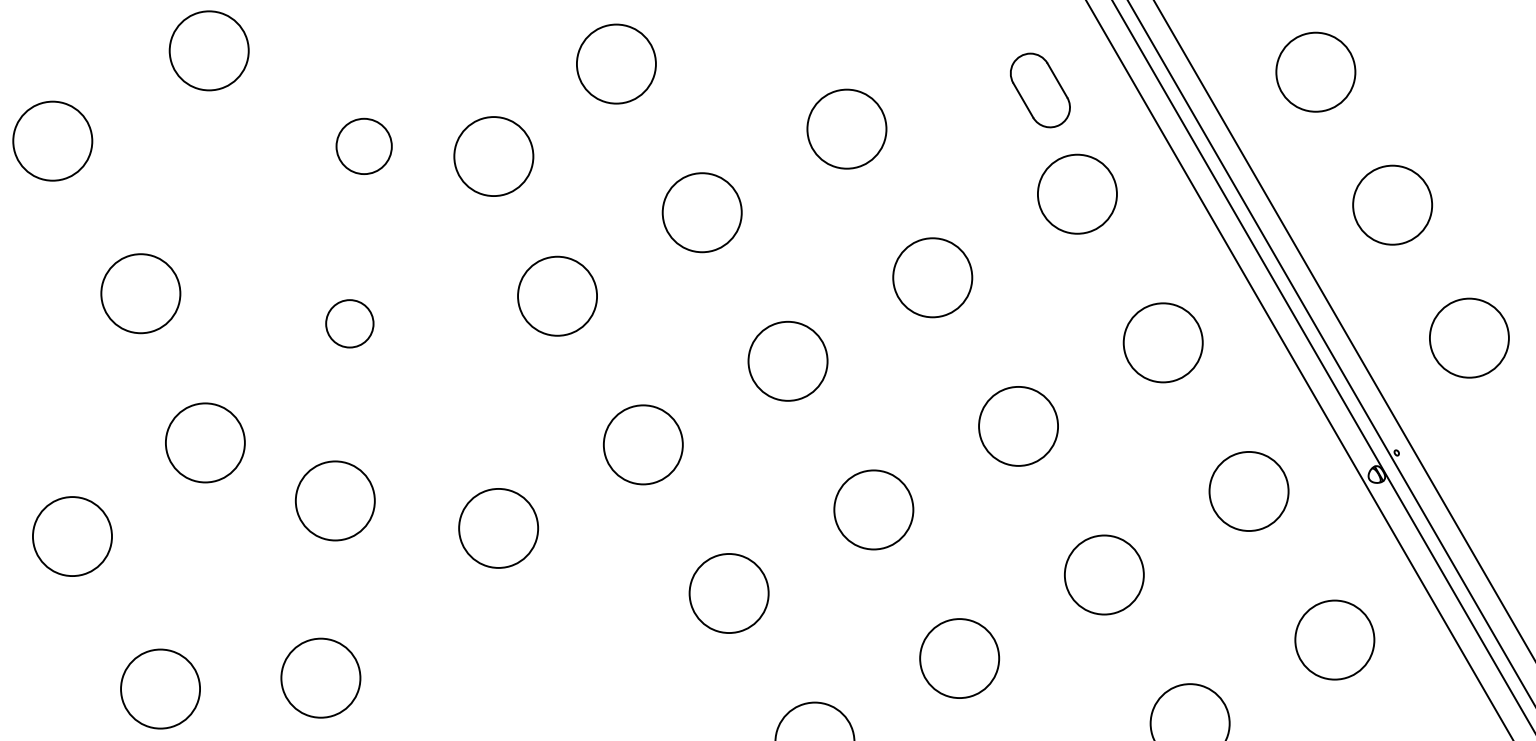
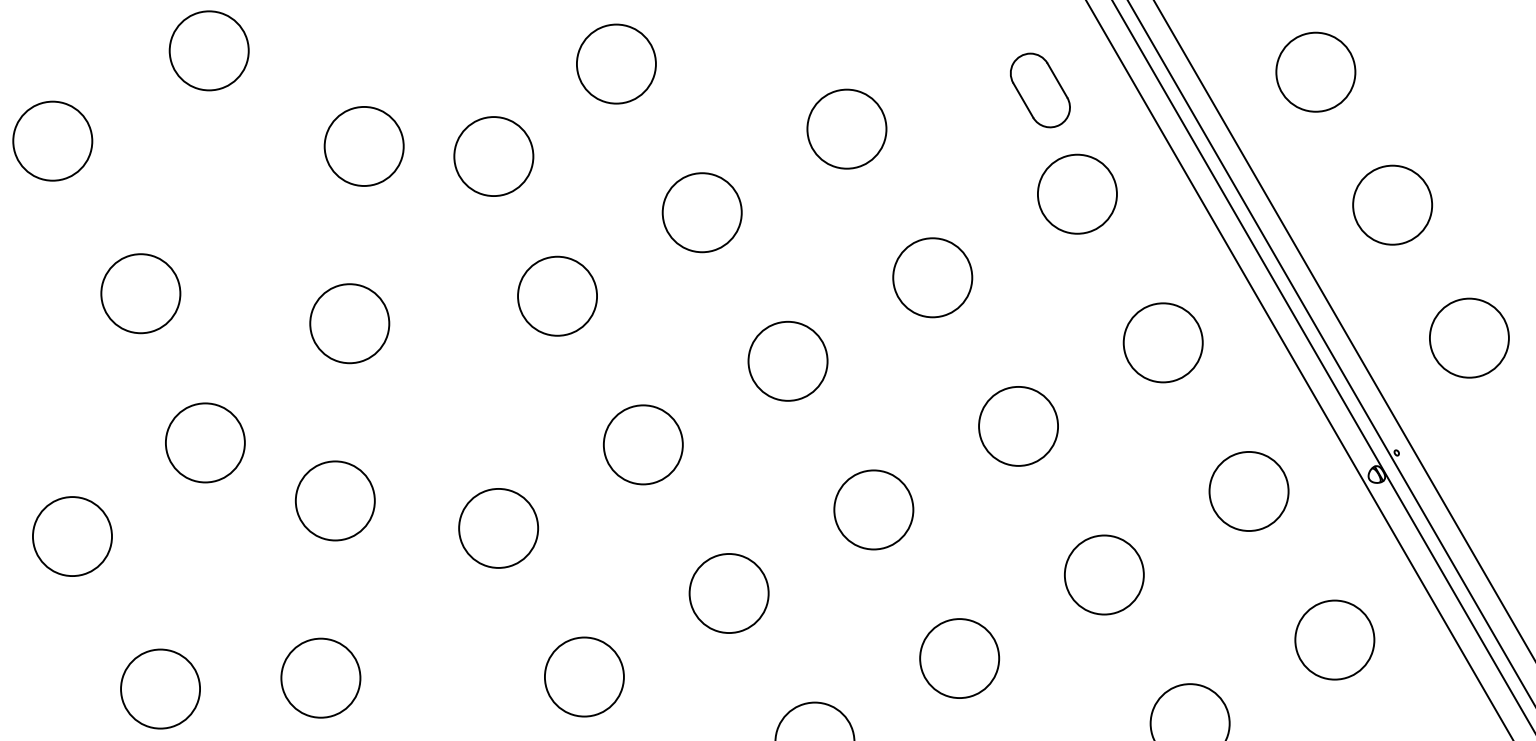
circle diameter: 55 px -> 79 px (363, 145)
circle size: 50x50 px -> 82x82 px (349, 323)
circle: none -> present (584, 676)
